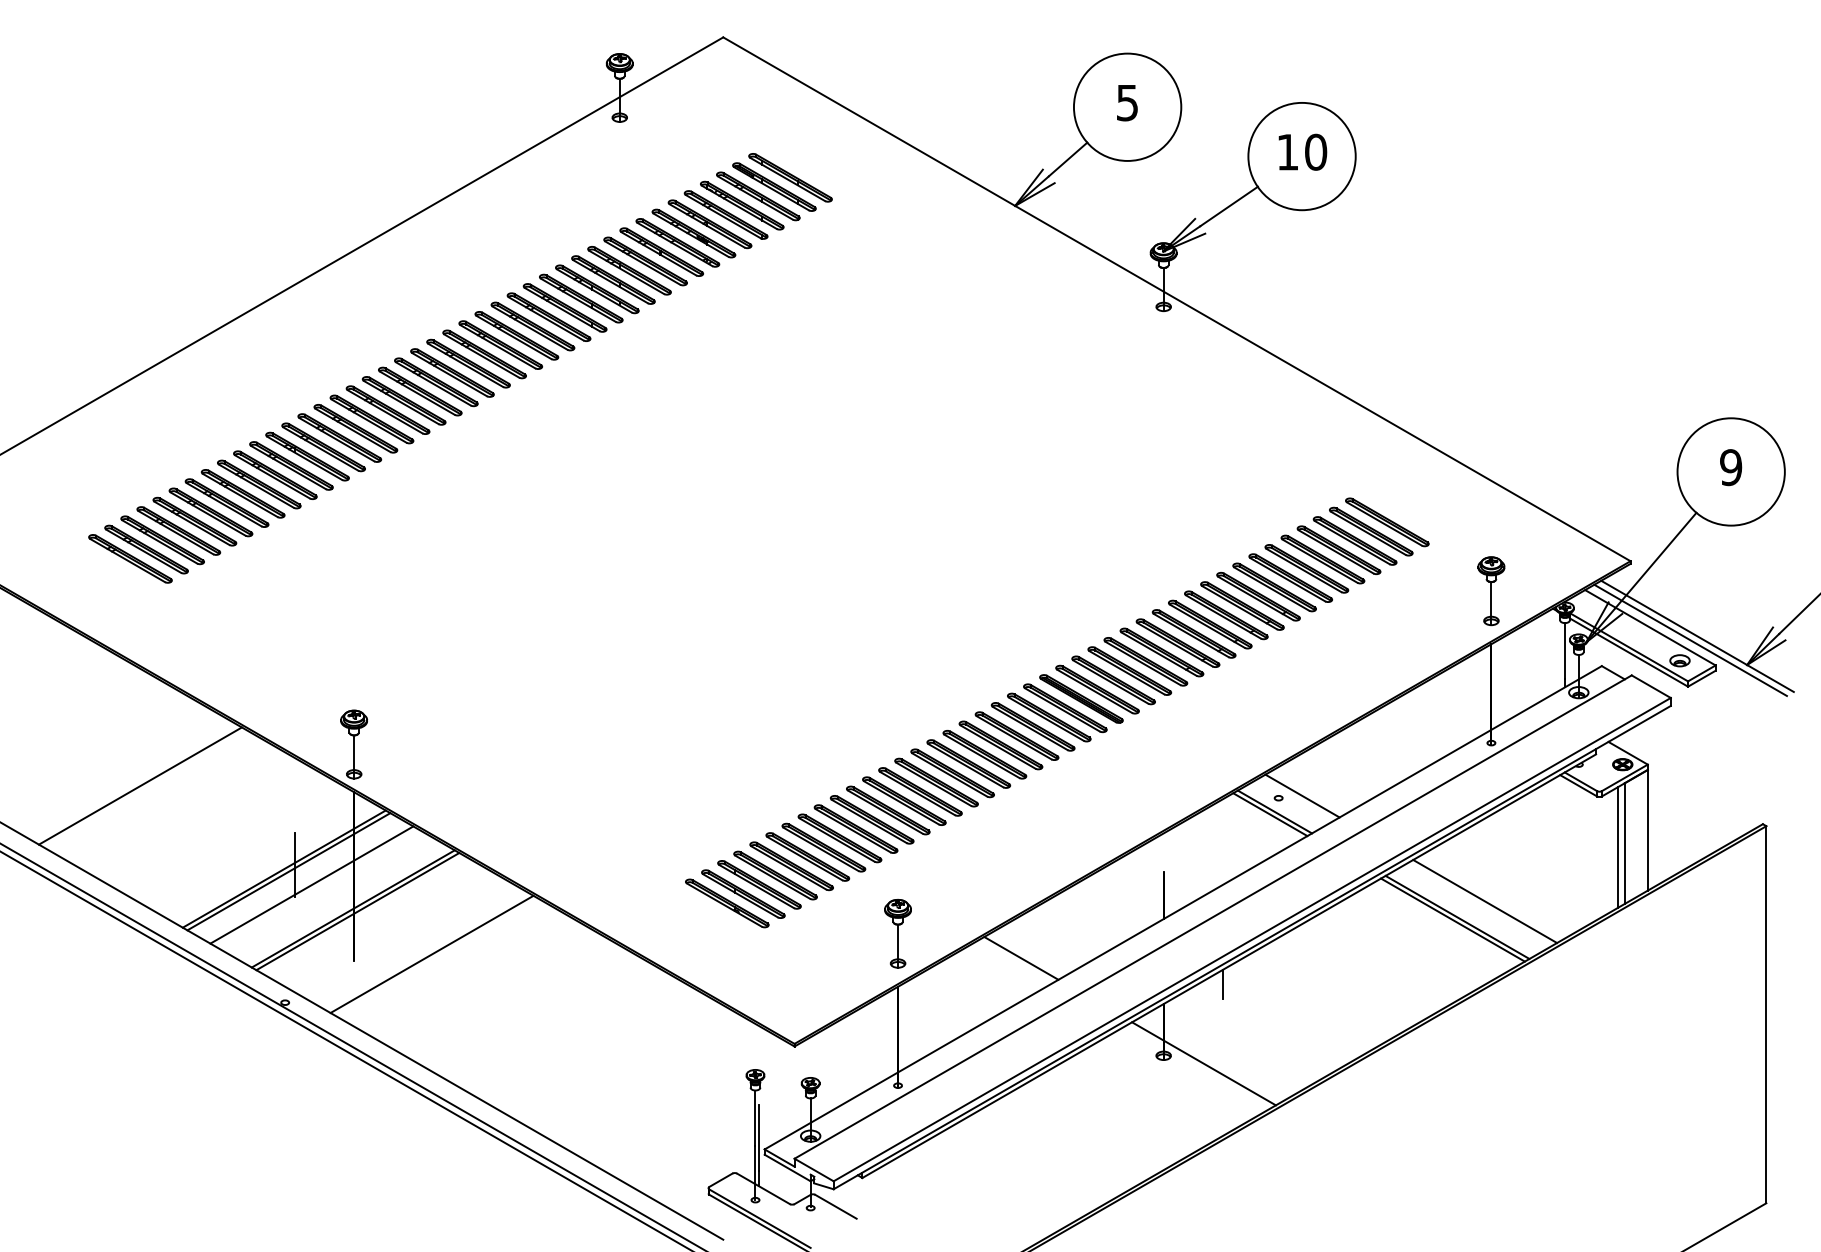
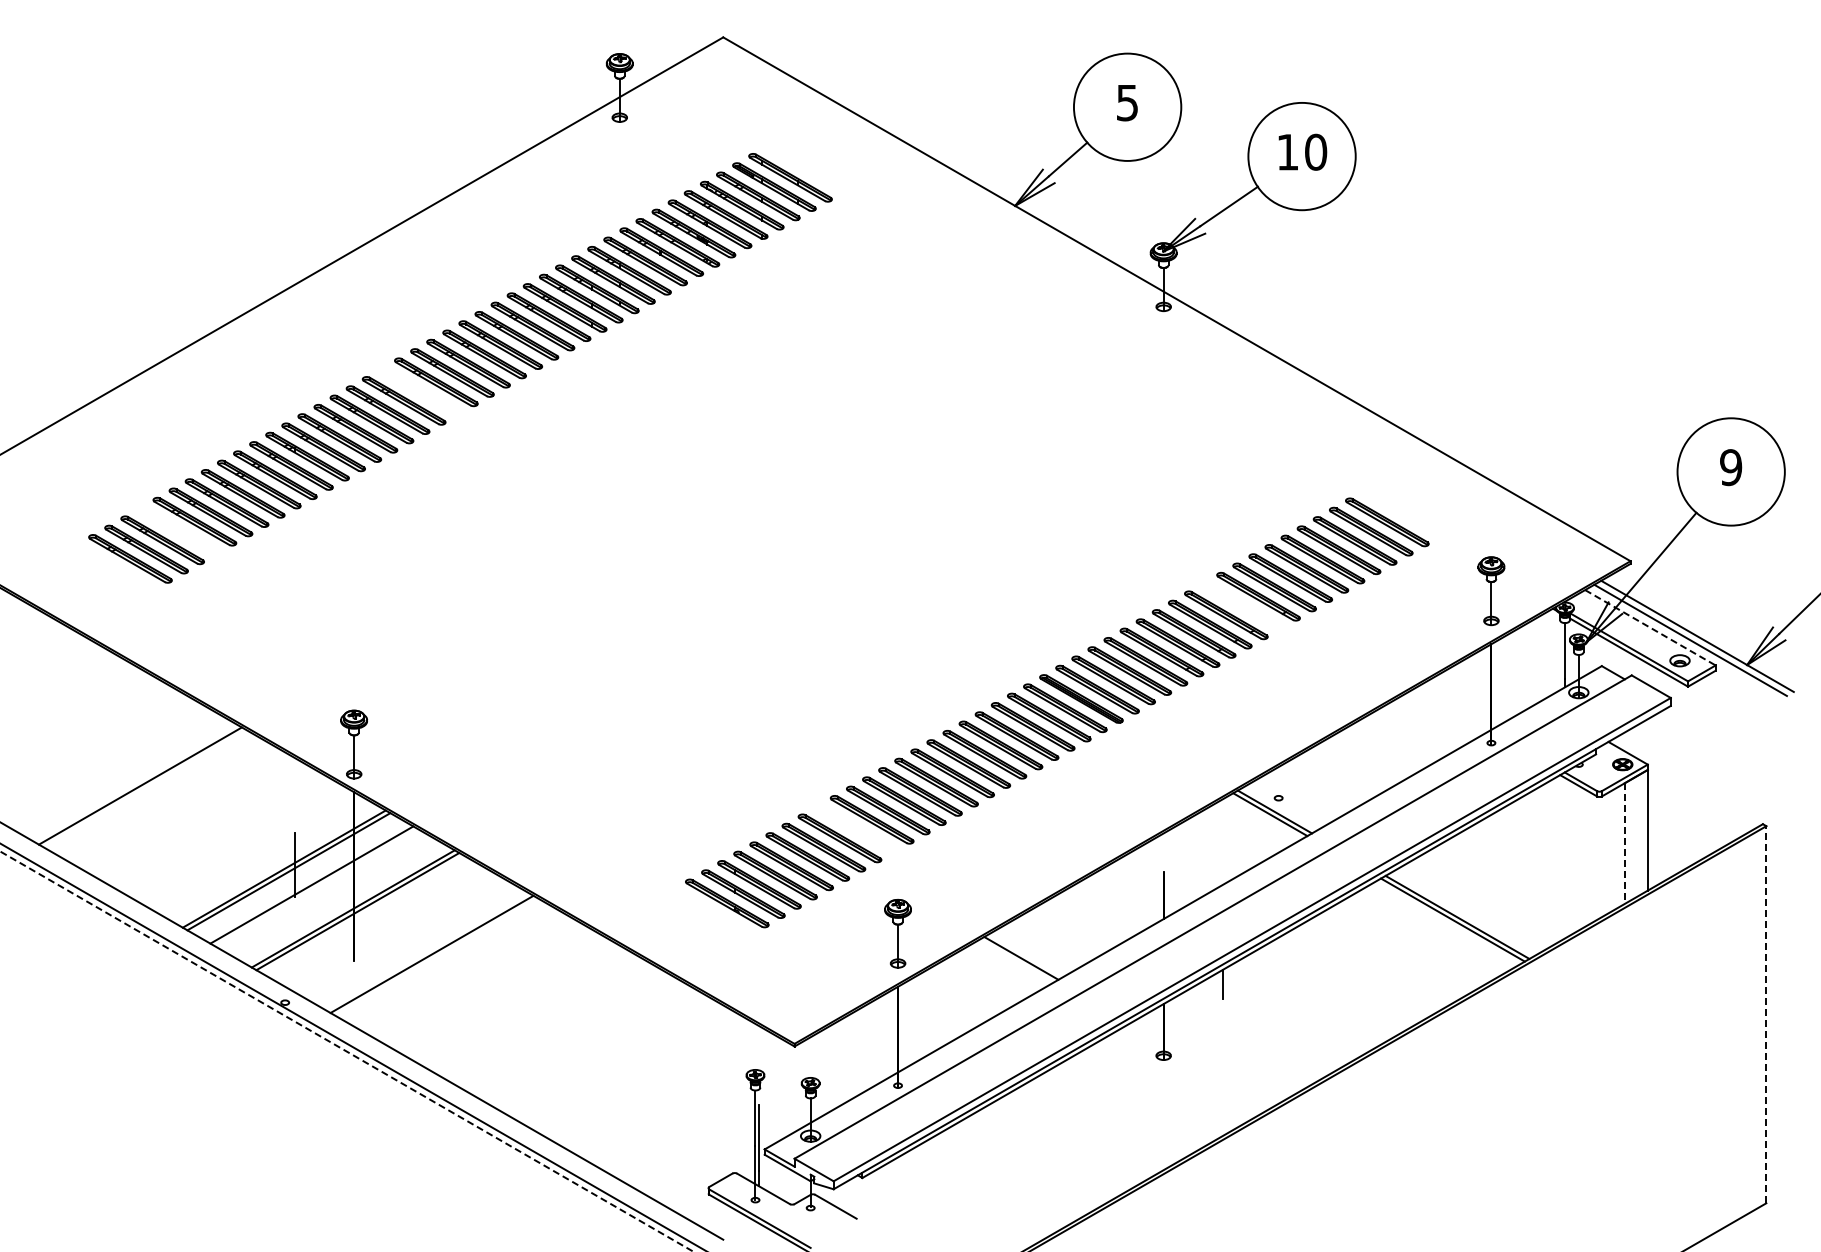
part: present -> none (420, 391)
part: present -> none (178, 530)
part: present -> none (1242, 605)
line: solid -> dashed (1650, 628)
line: present -> none (1302, 795)
part: present -> none (855, 828)
line: solid -> dashed (1624, 844)
line: present -> none (1617, 847)
line: present -> none (1485, 901)
line: solid -> dashed (1766, 1014)
line: solid -> dashed (347, 1051)
line: present -> none (1203, 1063)
